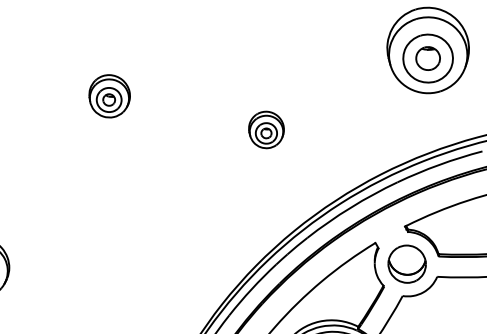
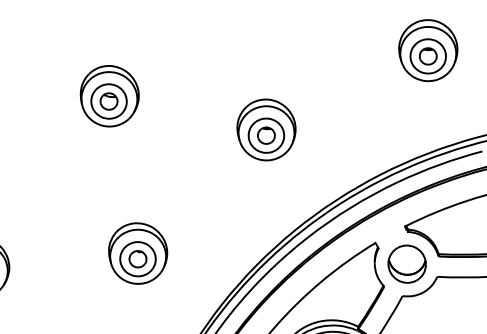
part size: 84x89 px -> 61x64 px (428, 50)
part size: 43x45 px -> 61x63 px (109, 96)
part size: 37x40 px -> 61x64 px (266, 129)
part: none -> present (138, 253)
